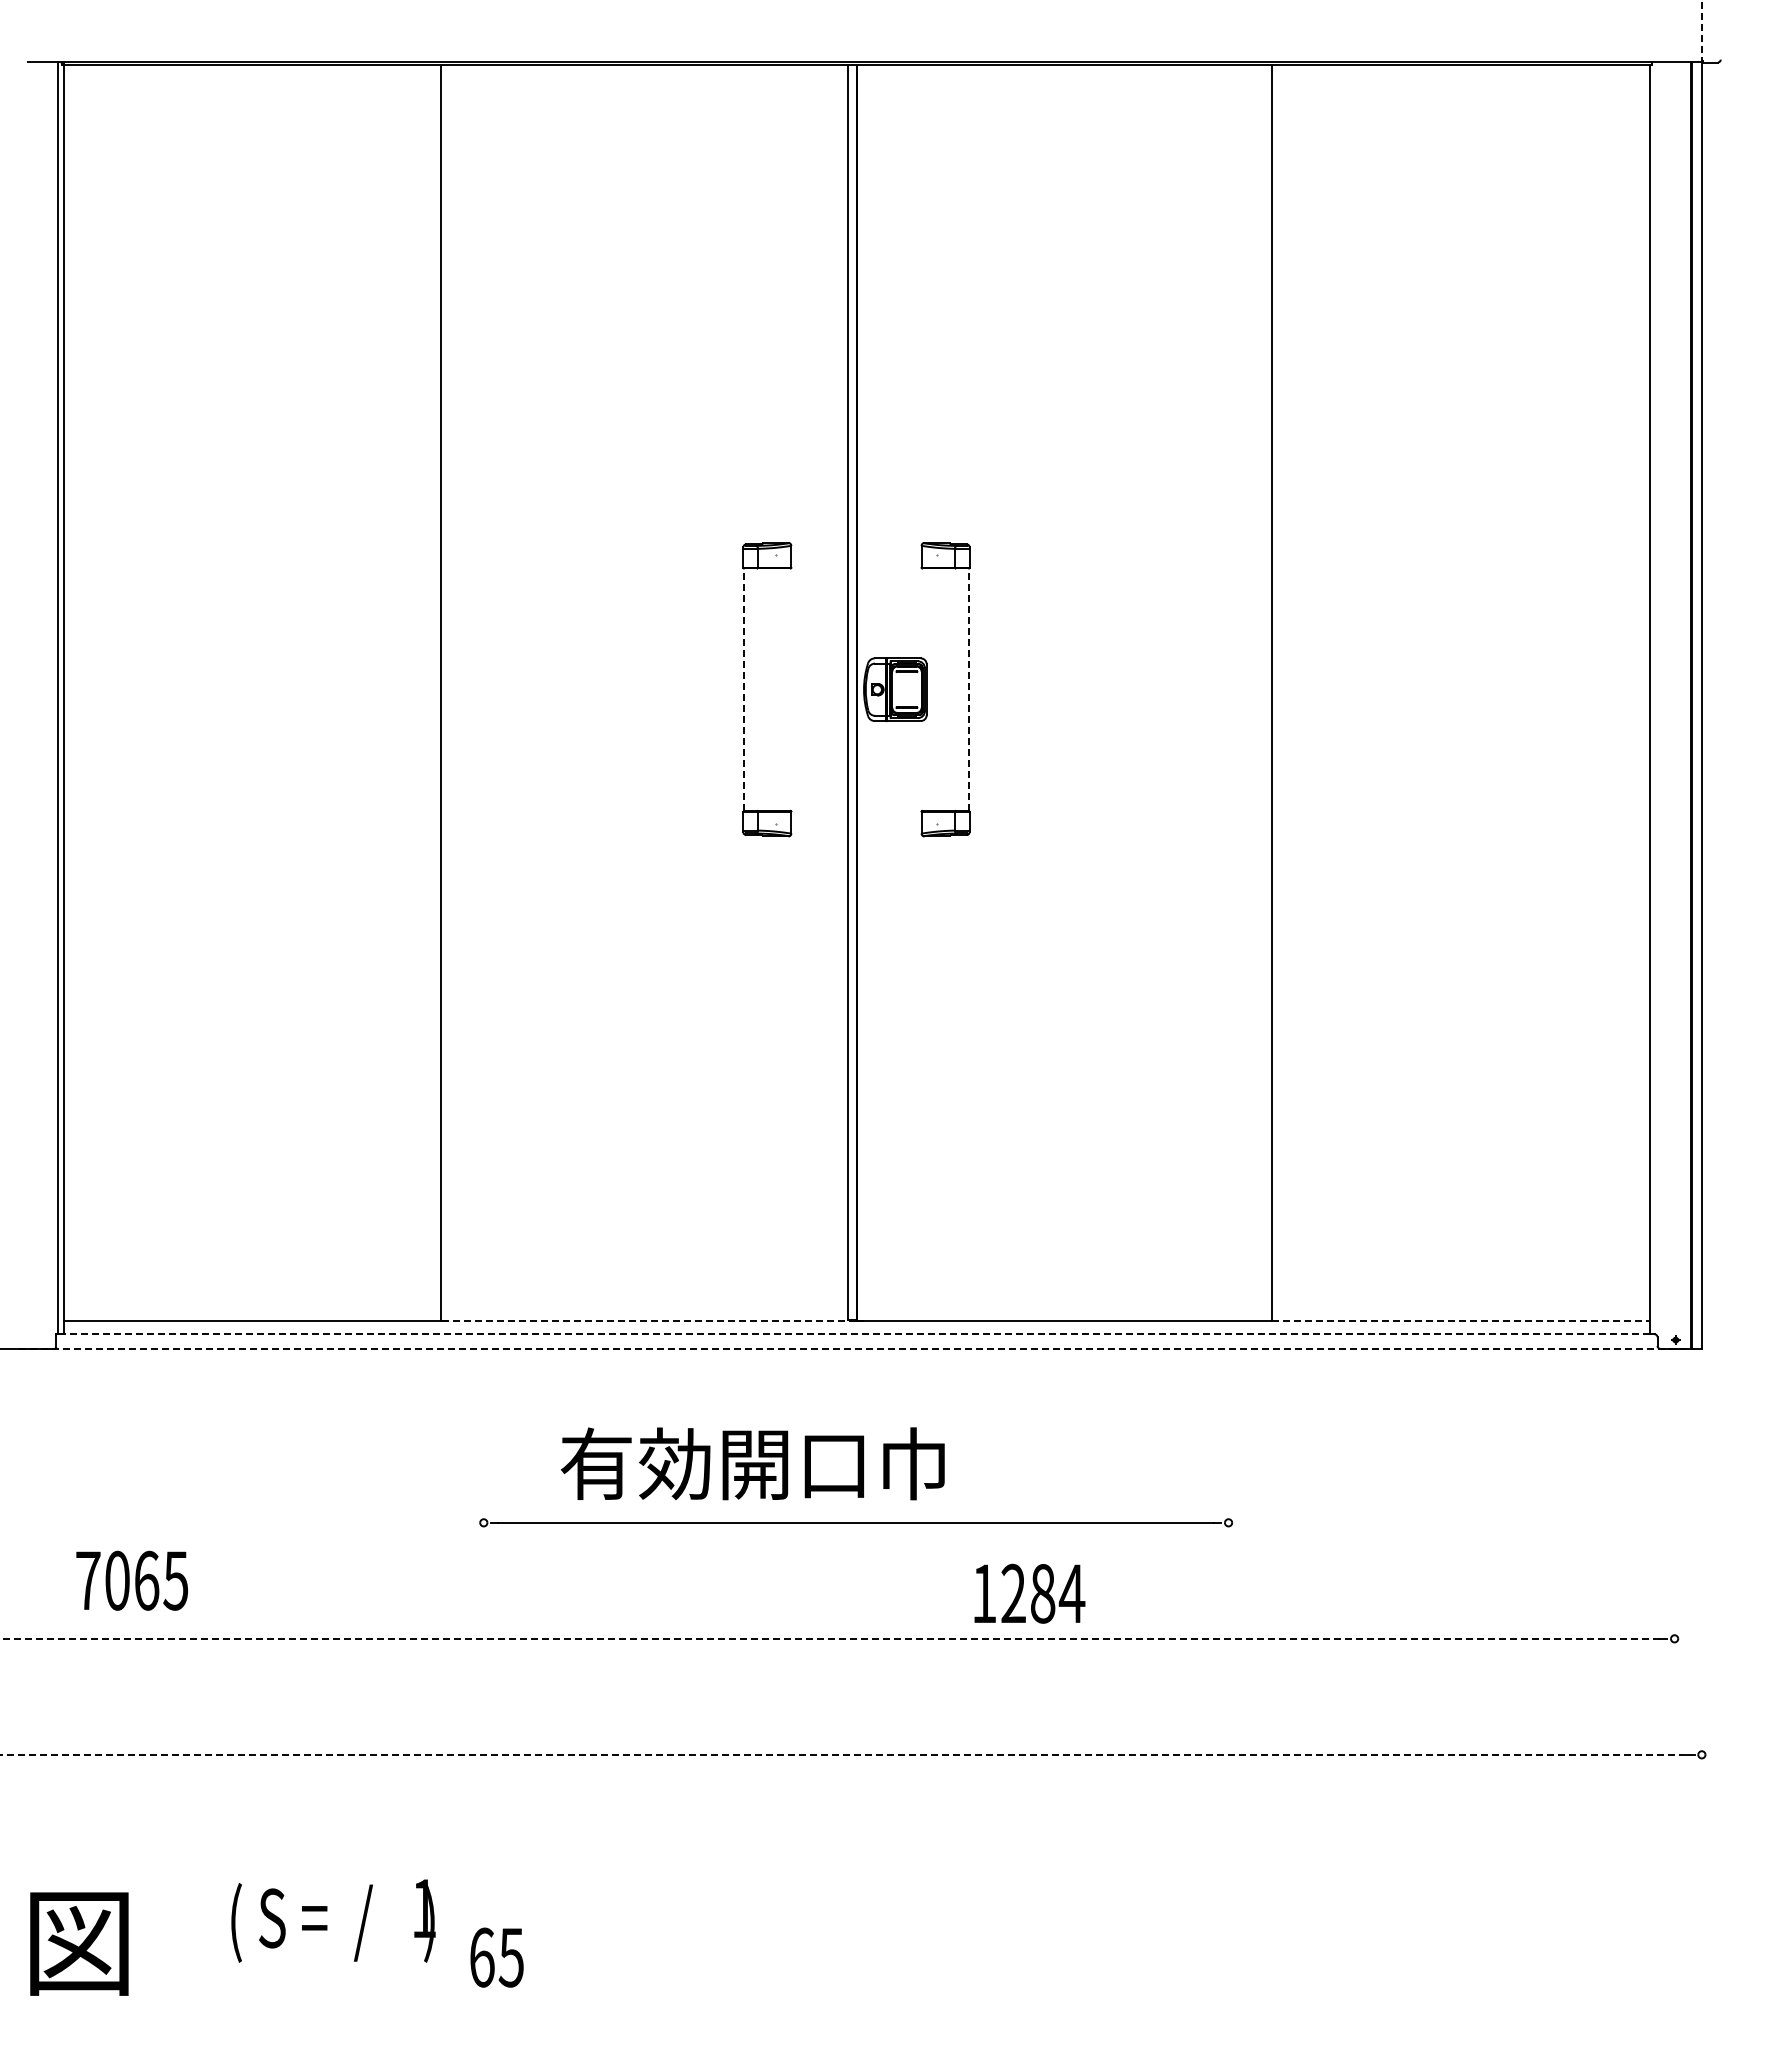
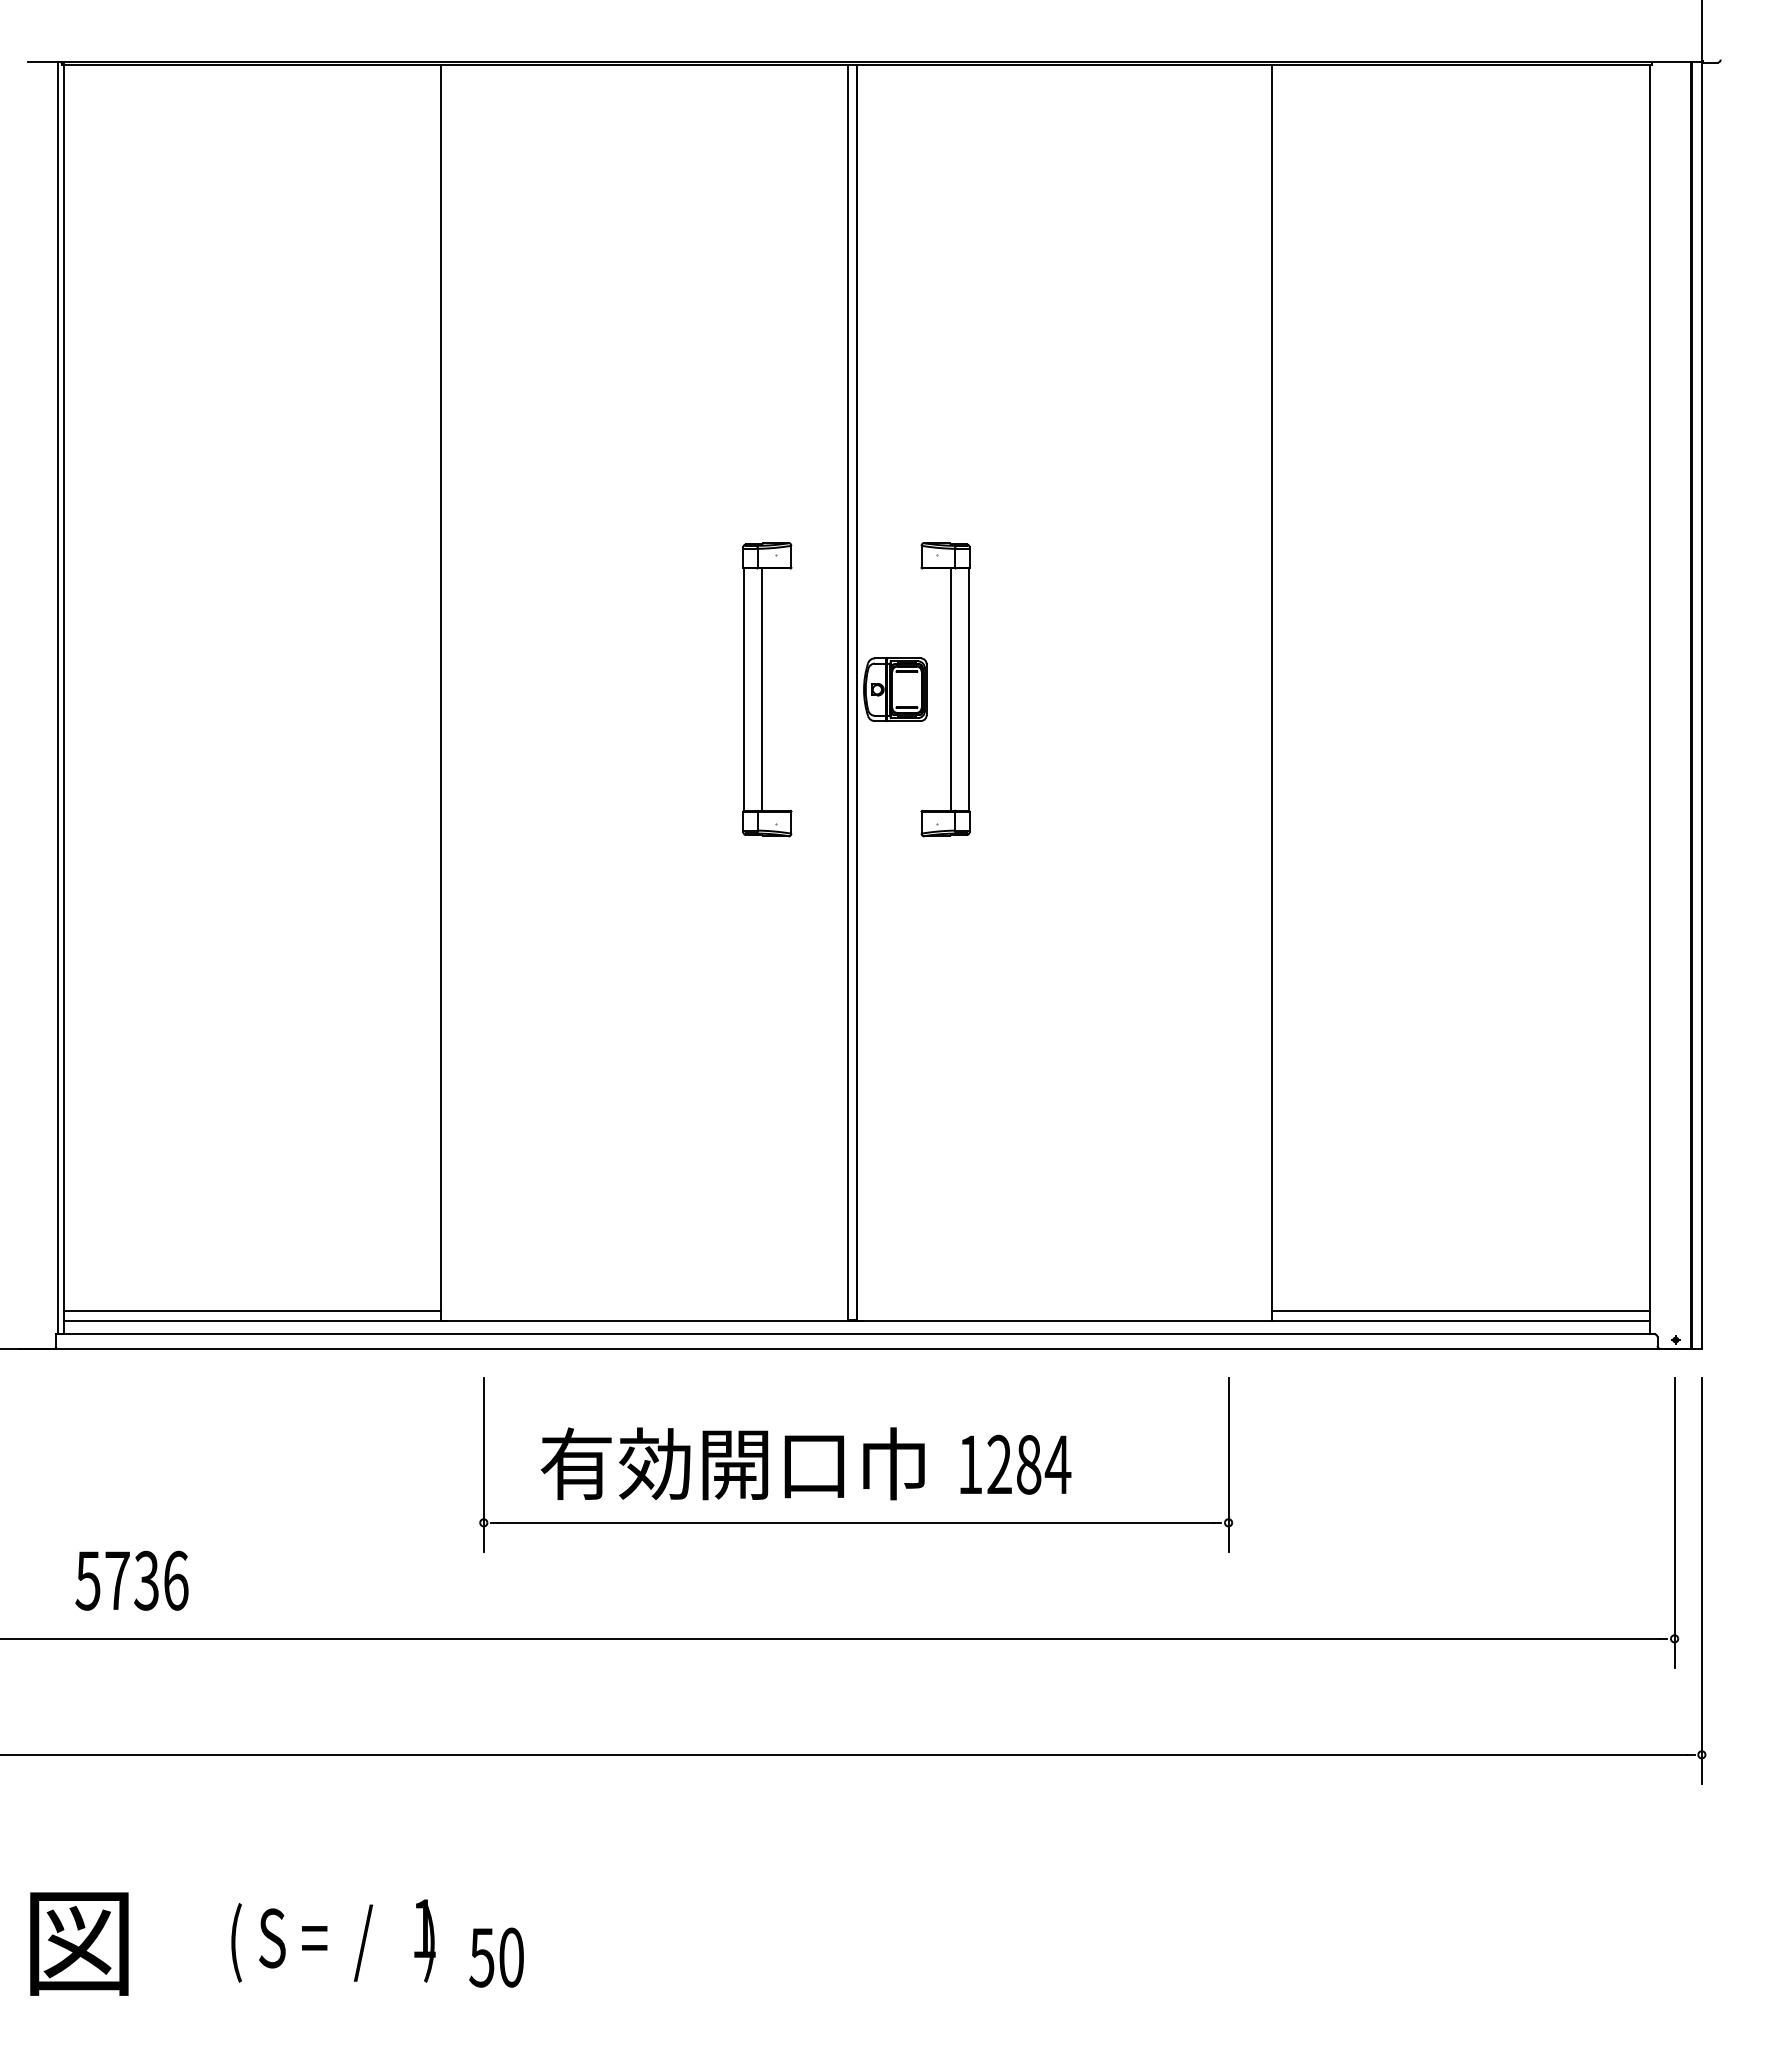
line: dashed -> solid (1702, 31)
line: dashed -> solid (744, 689)
line: none -> present (761, 689)
line: none -> present (951, 689)
line: dashed -> solid (968, 689)
line: none -> present (251, 1311)
line: none -> present (1460, 1311)
line: dashed -> solid (1460, 1320)
line: dashed -> solid (648, 1321)
line: dashed -> solid (856, 1334)
line: dashed -> solid (857, 1348)
text position: (752, 1463) -> (732, 1463) (732, 1463)
line: none -> present (483, 1464)
line: none -> present (1228, 1464)
line: none -> present (1674, 1522)
text: 7065 -> 5736 (131, 1580)
line: none -> present (1701, 1580)
text position: (1029, 1593) -> (1015, 1464) (1015, 1464)
line: dashed -> solid (830, 1638)
line: dashed -> solid (844, 1754)
text position: (333, 1920) -> (333, 1940) (333, 1940)
text: 65 -> 50 (496, 1957)
